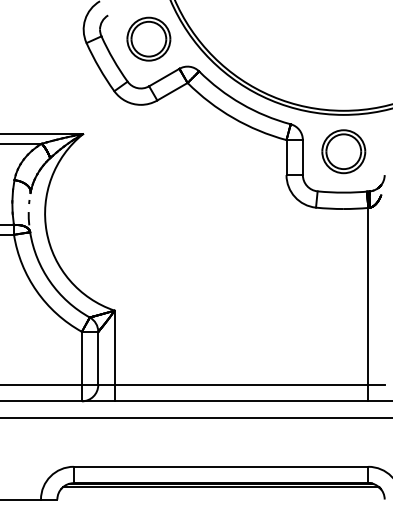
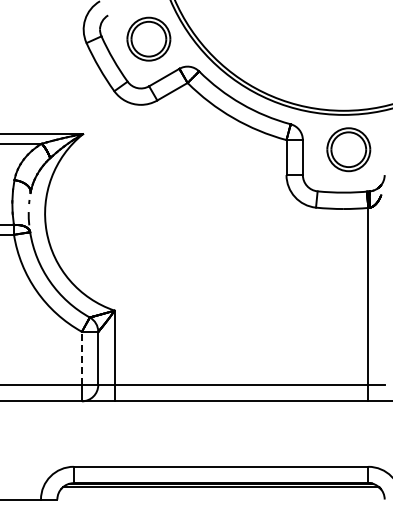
part position: (343, 151) -> (348, 149) (348, 149)
line: solid -> dashed (81, 358)
line: present -> none (195, 417)
